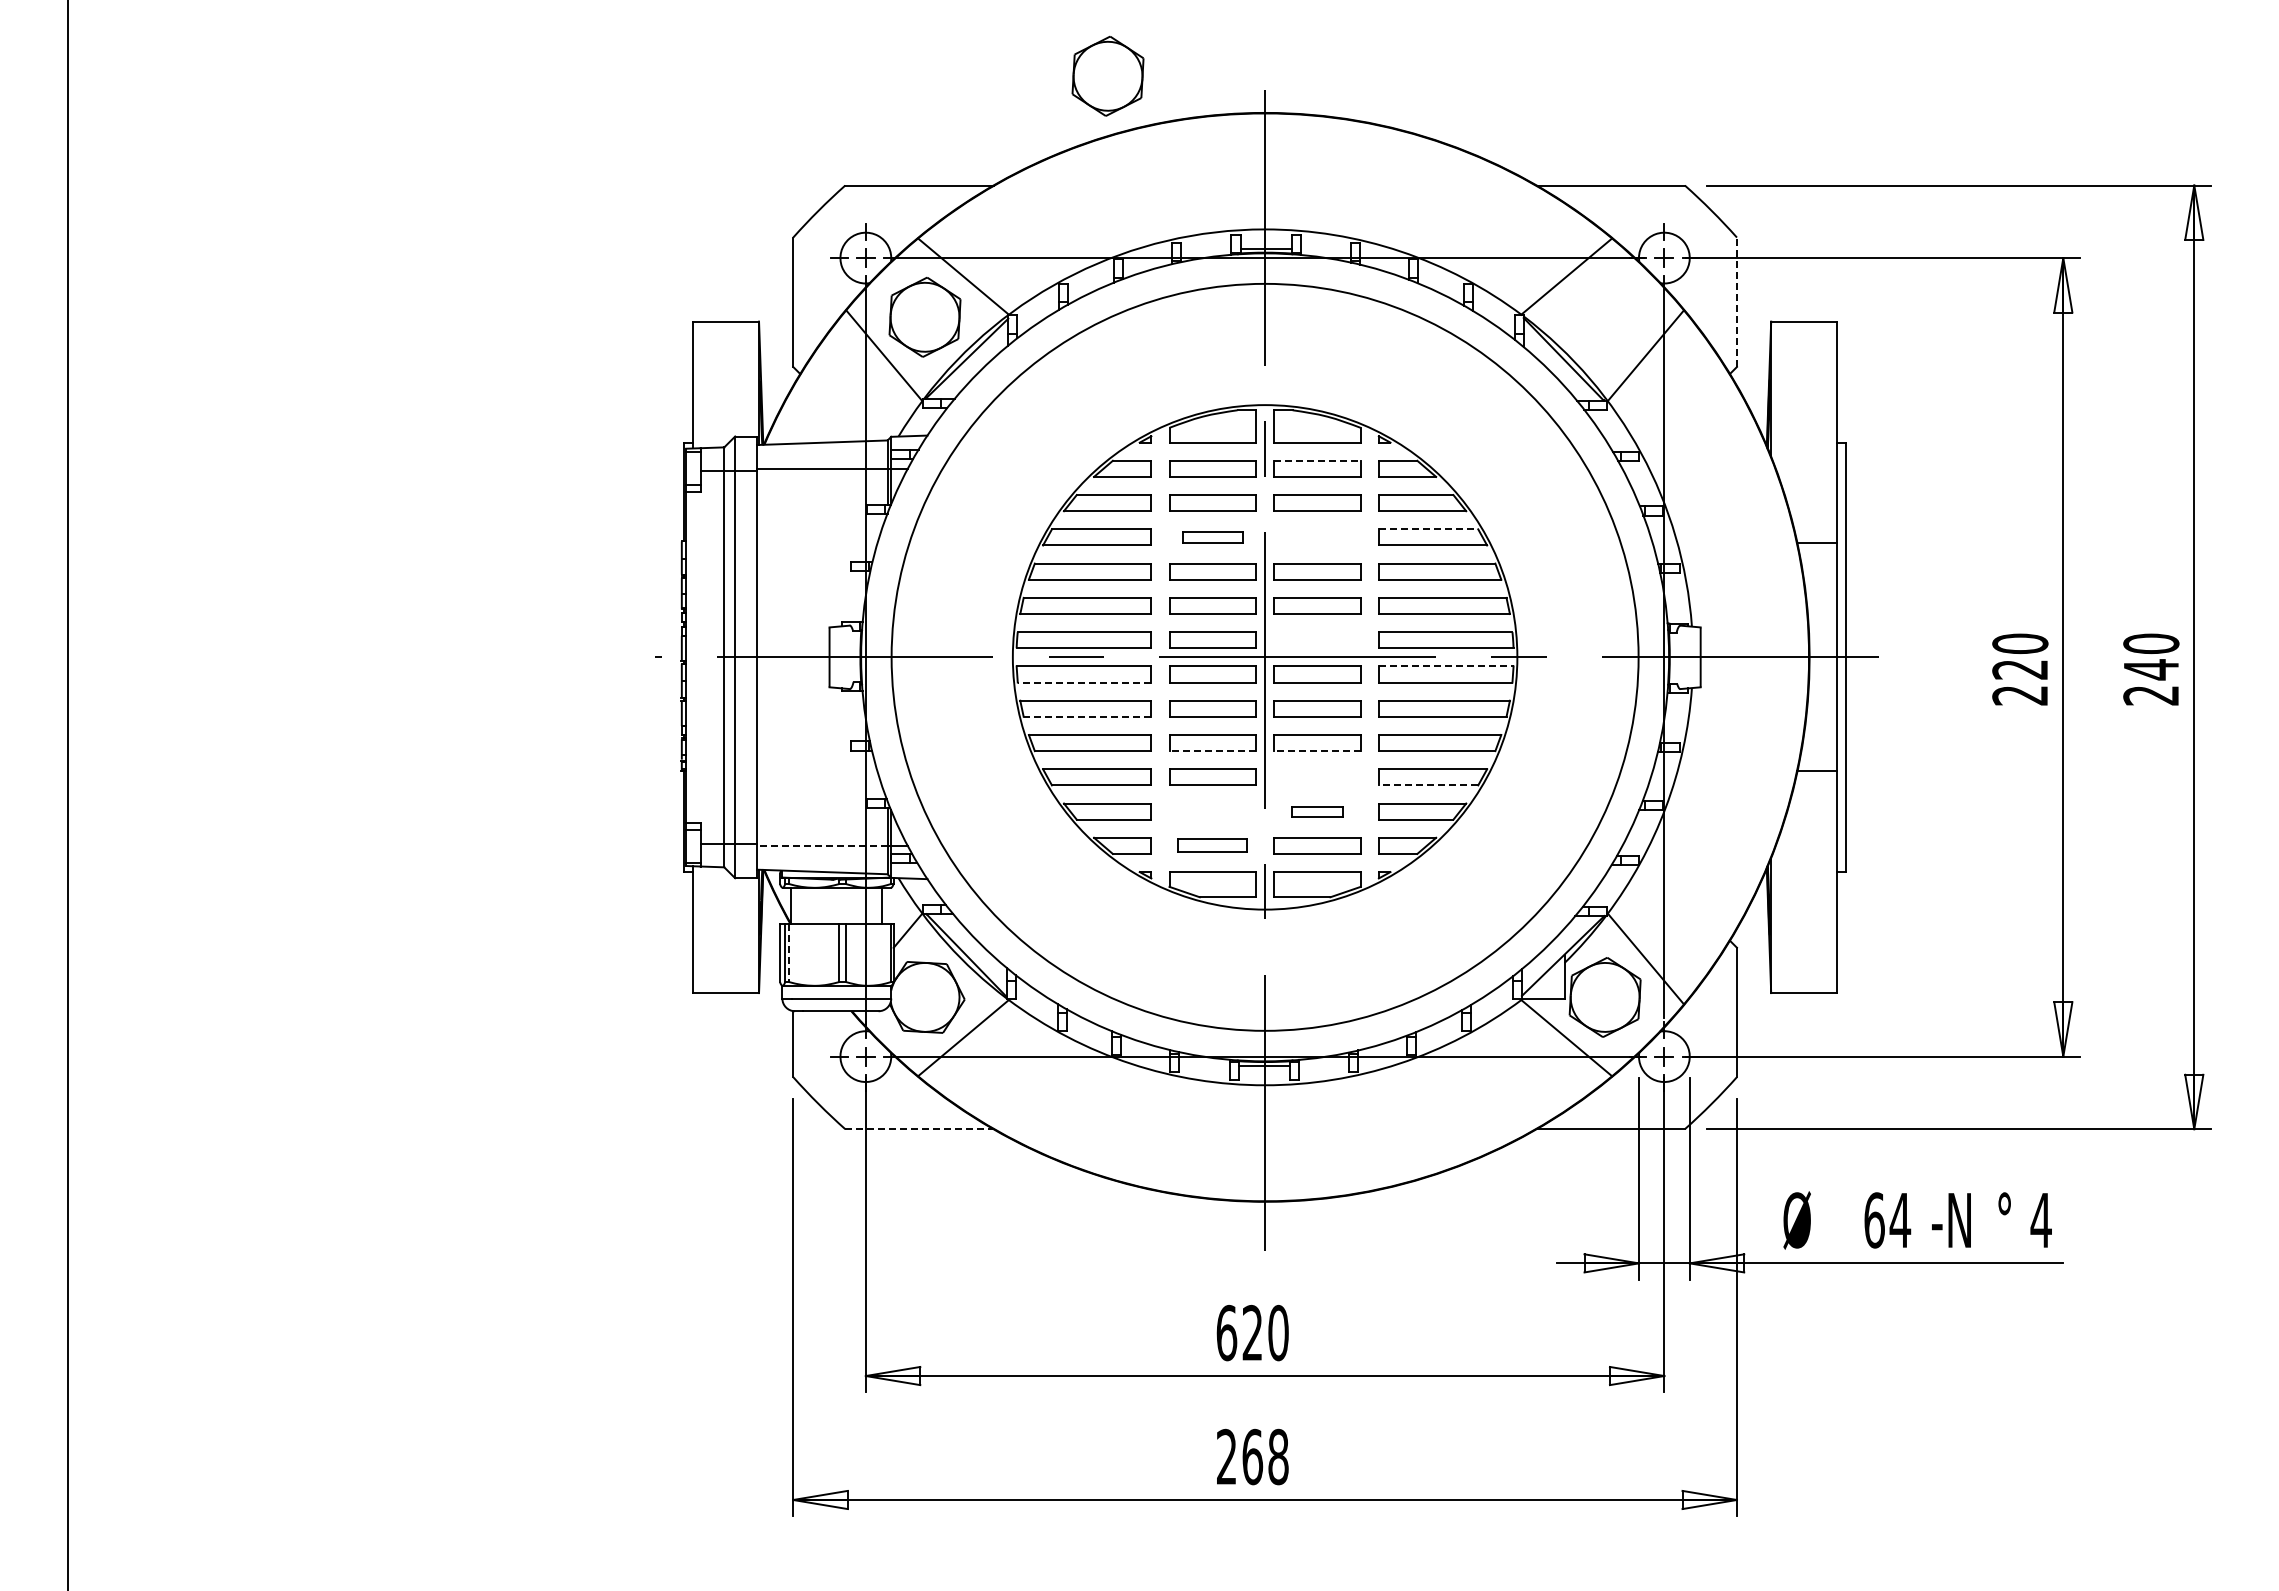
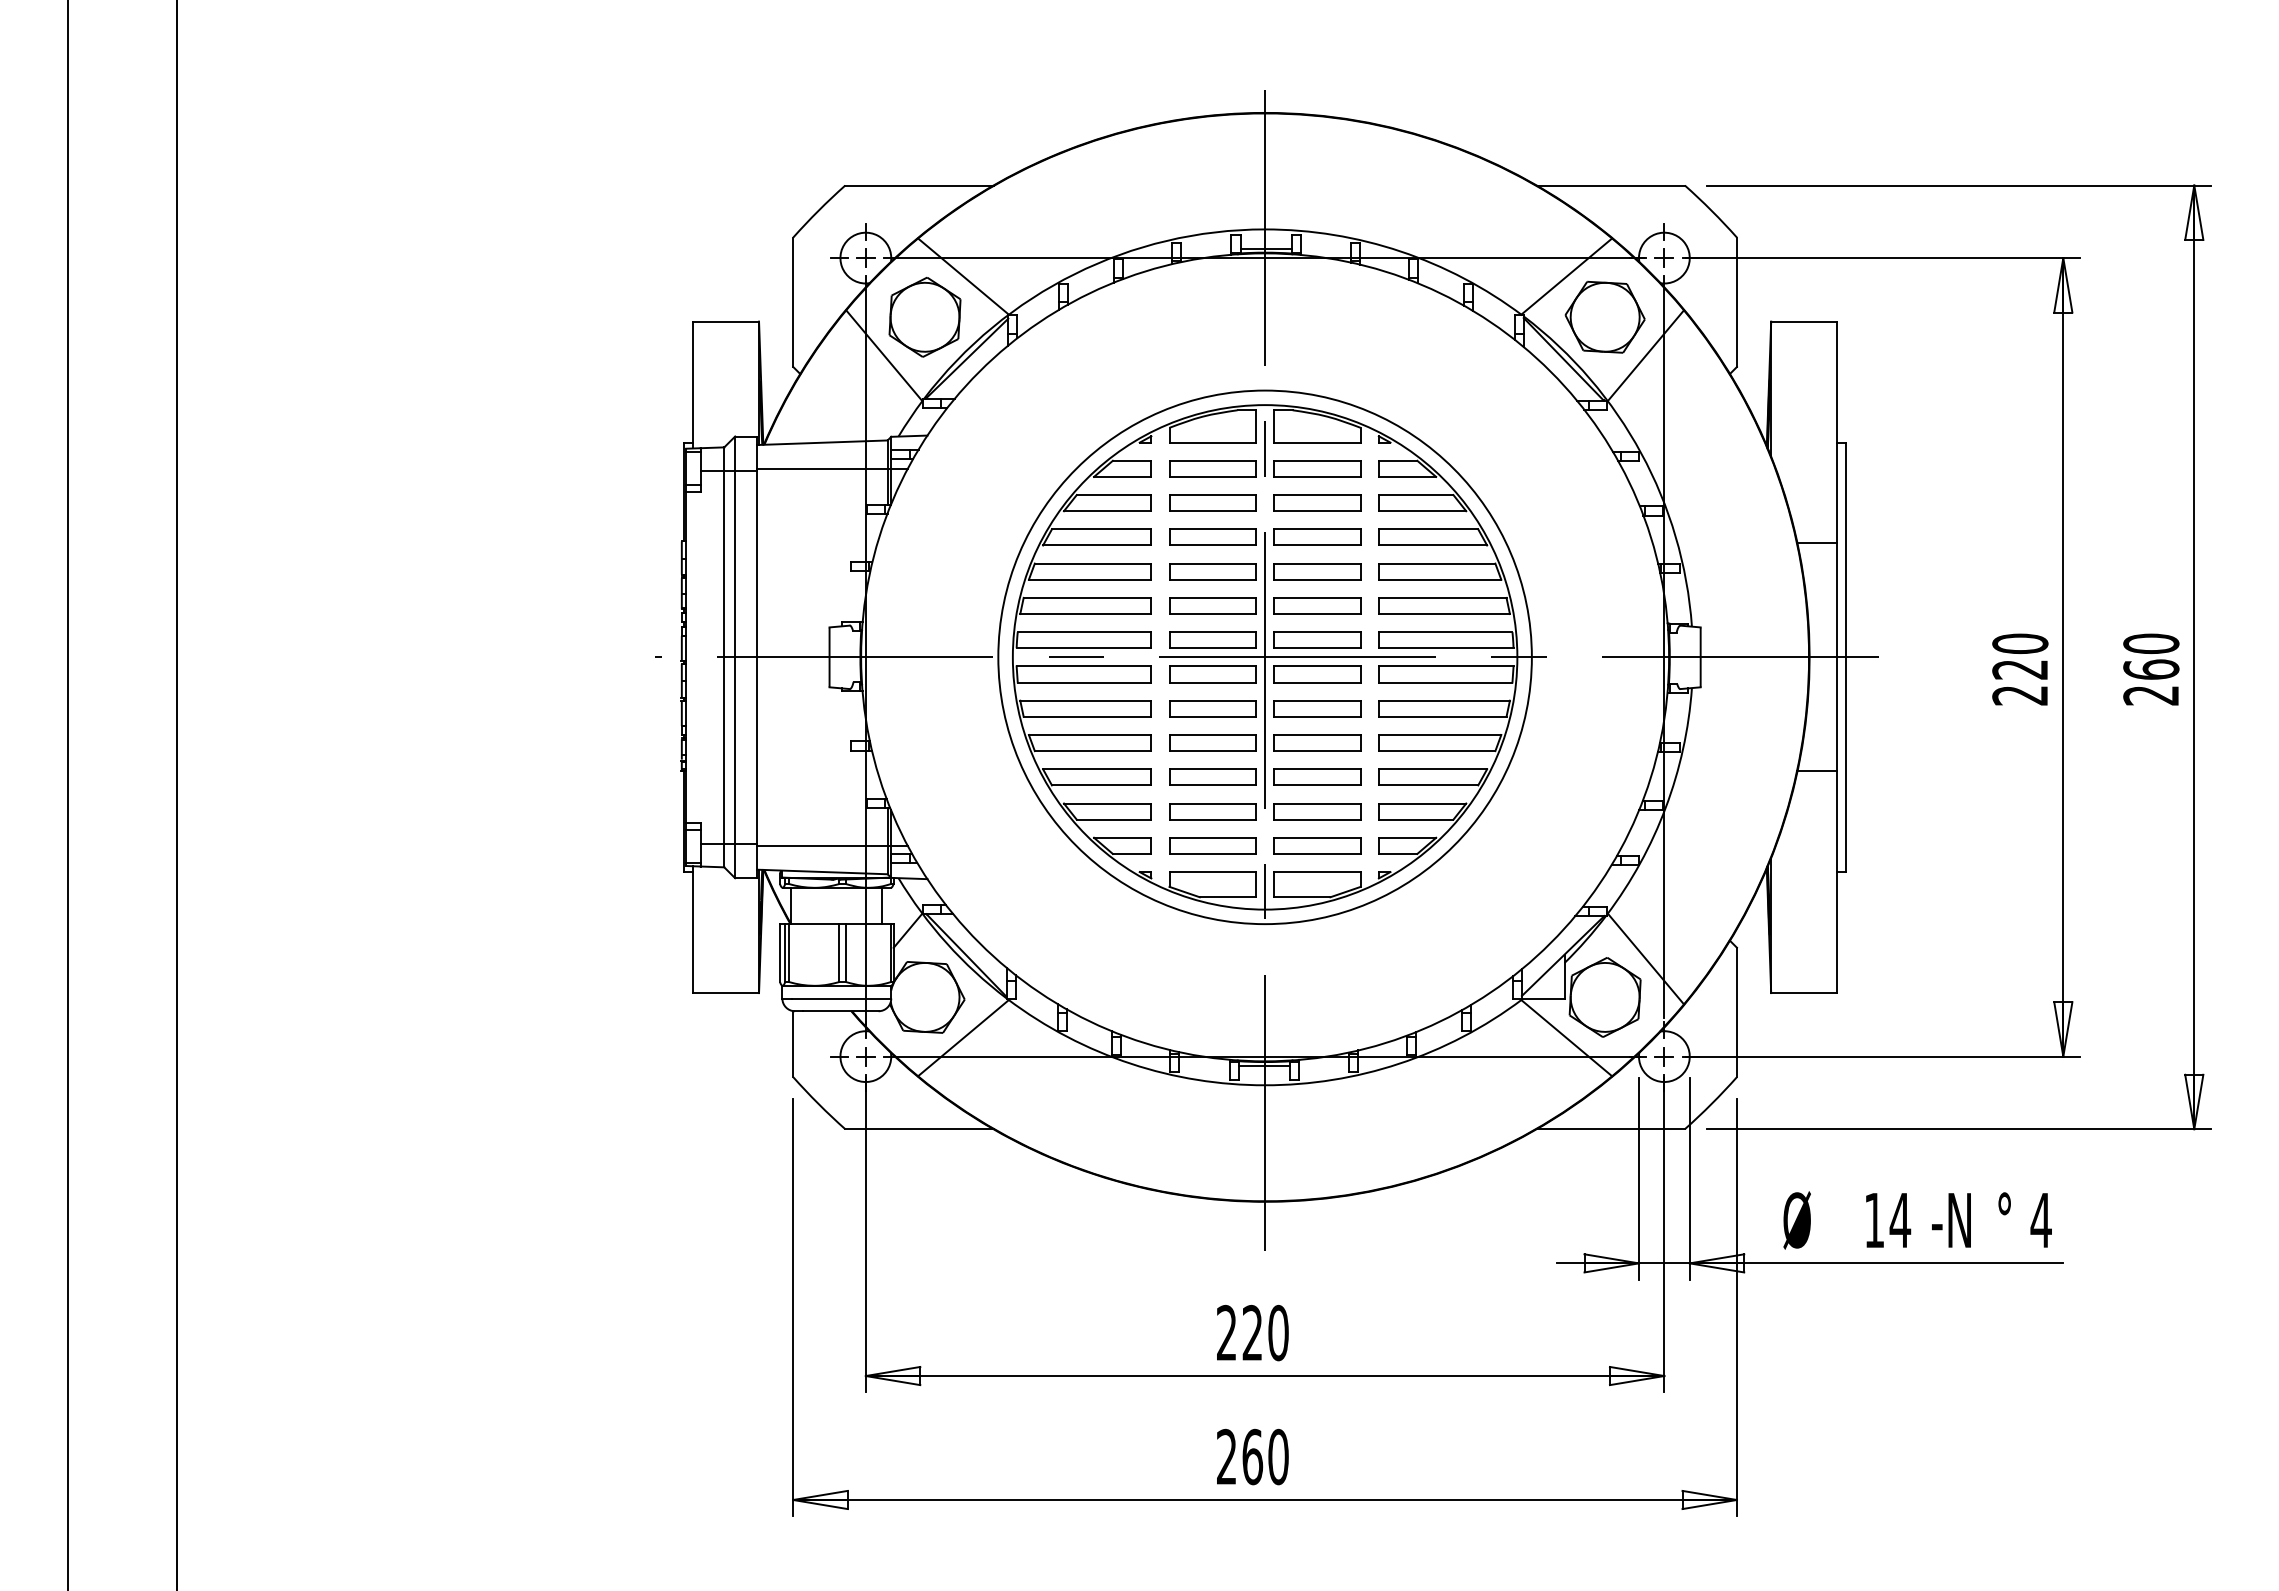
part: present -> none (1107, 75)
line: dashed -> solid (1736, 302)
part: none -> present (1604, 316)
line: dashed -> solid (1317, 460)
line: dashed -> solid (1428, 529)
part: none -> present (1317, 536)
part size: 62x13 px -> 88x18 px (1212, 536)
part: none -> present (1317, 639)
circle diameter: 747 px -> 534 px (1264, 657)
line: dashed -> solid (1446, 666)
text: 240 -> 260 (2151, 669)
line: dashed -> solid (1084, 682)
line: dashed -> solid (1087, 716)
line: dashed -> solid (1212, 751)
line: dashed -> solid (1316, 751)
part: none -> present (1317, 776)
line: dashed -> solid (1428, 785)
line: none -> present (177, 794)
part: none -> present (1212, 811)
part size: 53x12 px -> 89x18 px (1317, 811)
part size: 71x15 px -> 88x18 px (1212, 845)
line: dashed -> solid (821, 846)
line: dashed -> solid (789, 953)
line: dashed -> solid (919, 1129)
text: 64 -> 14 (1874, 1220)
text: 620 -> 220 (1226, 1332)
text: 268 -> 260 (1278, 1456)
